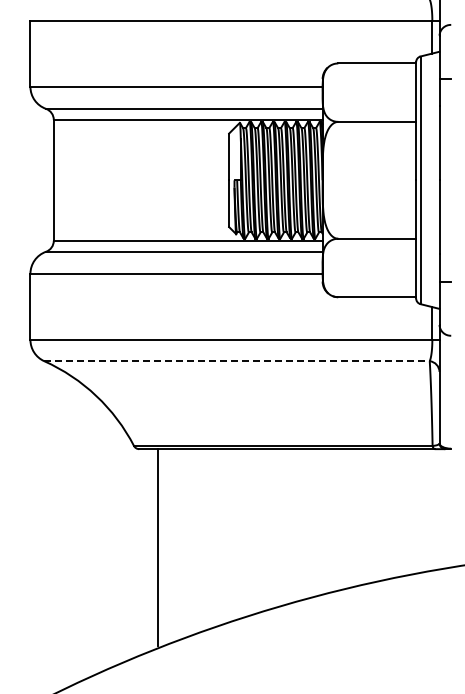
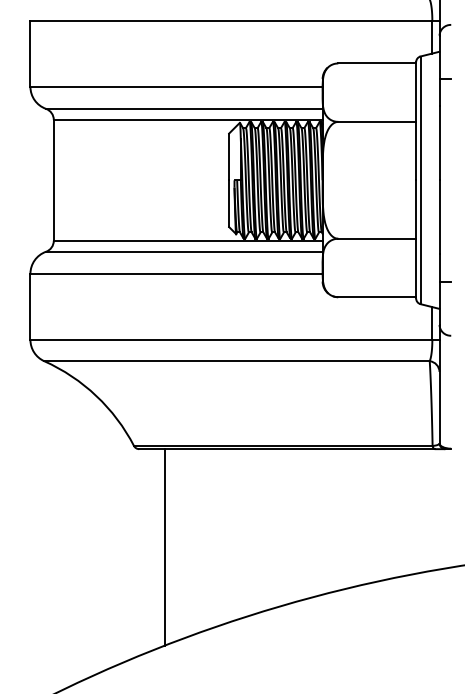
line: dashed -> solid (237, 361)
line position: (157, 547) -> (164, 547) (164, 547)
